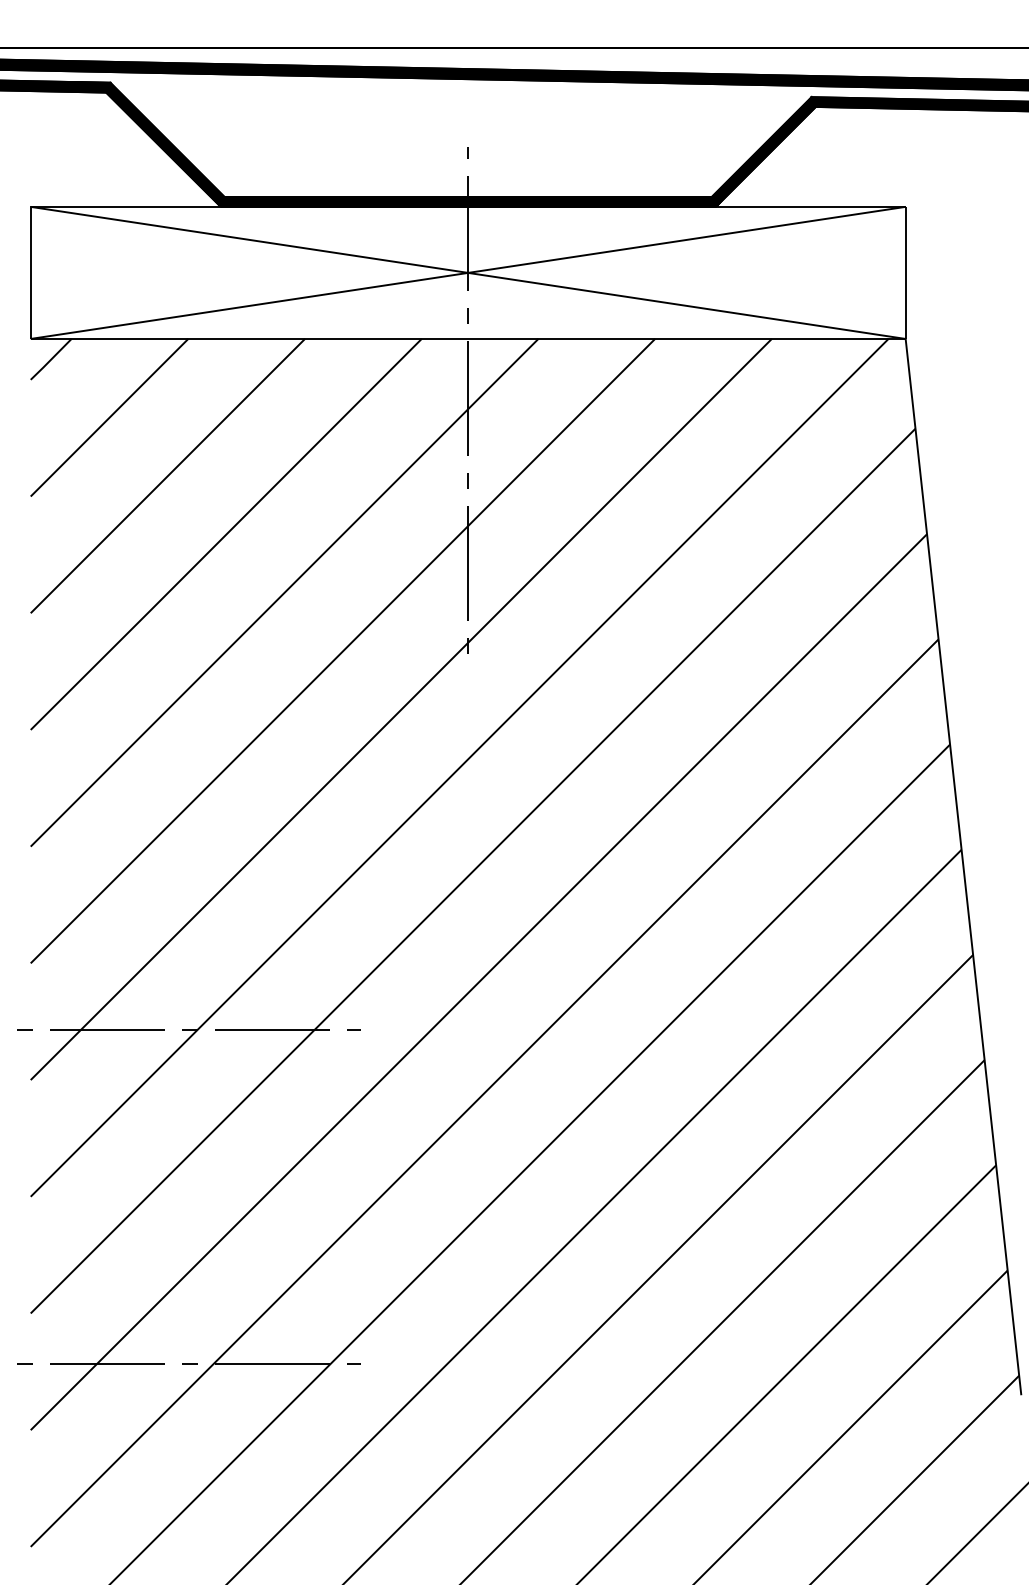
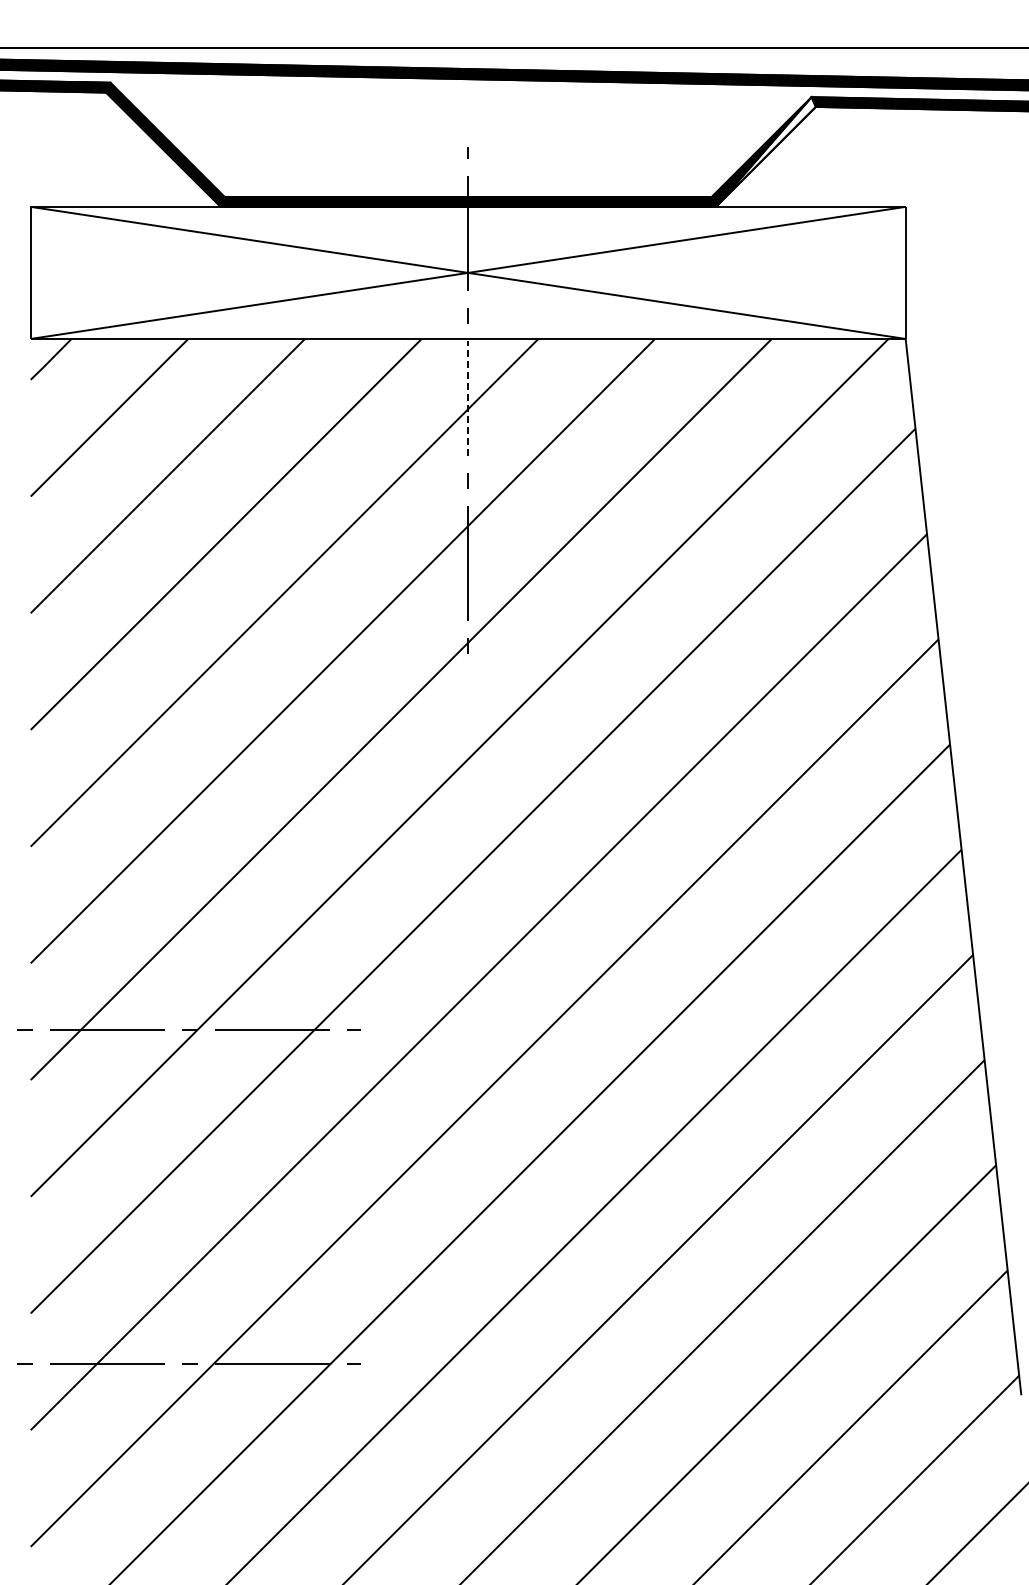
fill: present -> none (765, 151)
line: solid -> dashed (468, 398)
